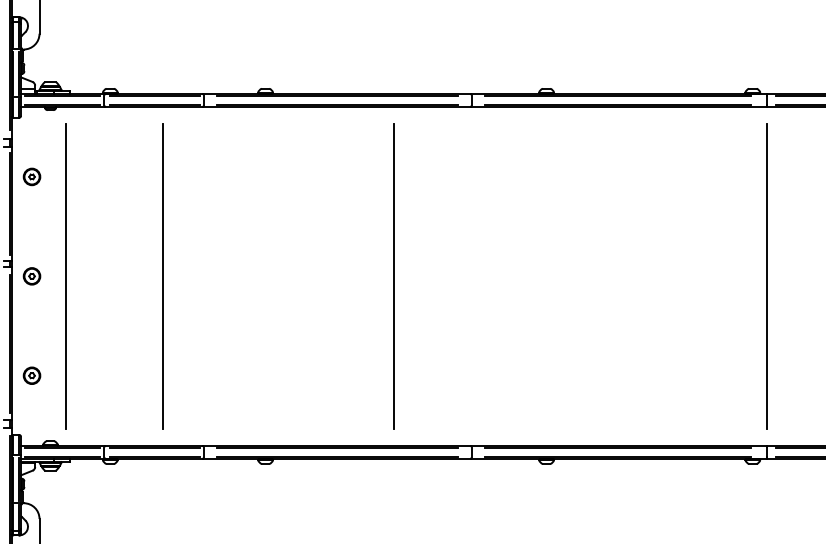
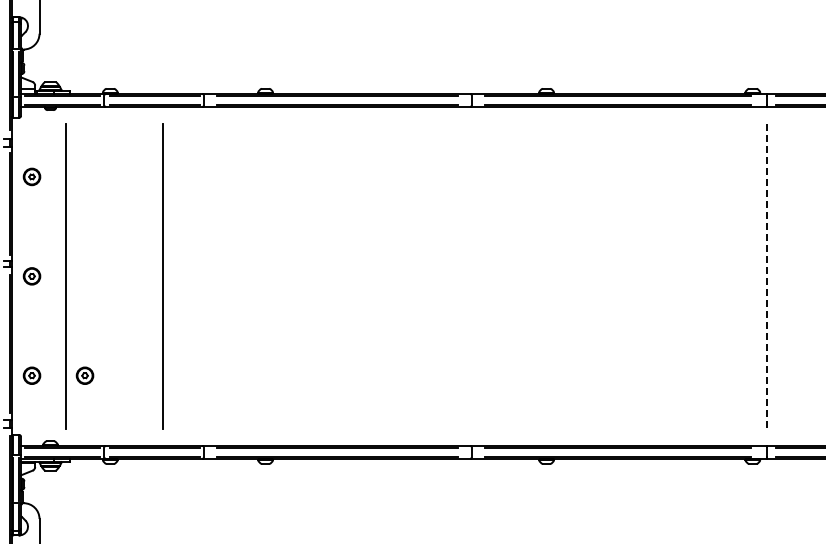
line: present -> none (394, 276)
line: solid -> dashed (766, 276)
part: none -> present (84, 375)
